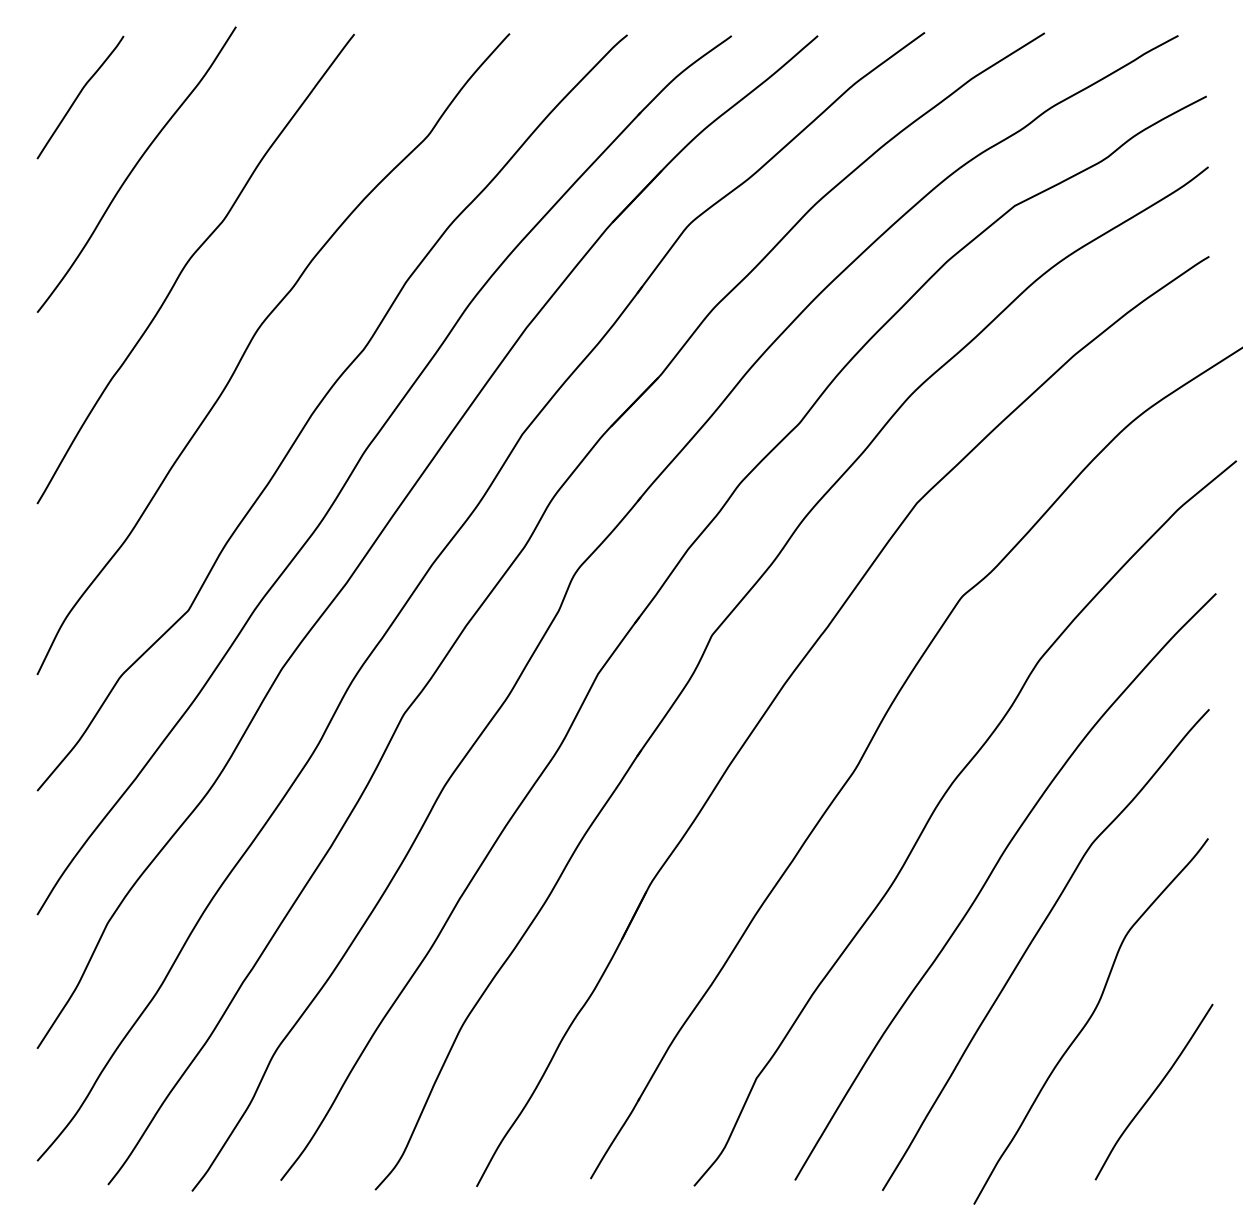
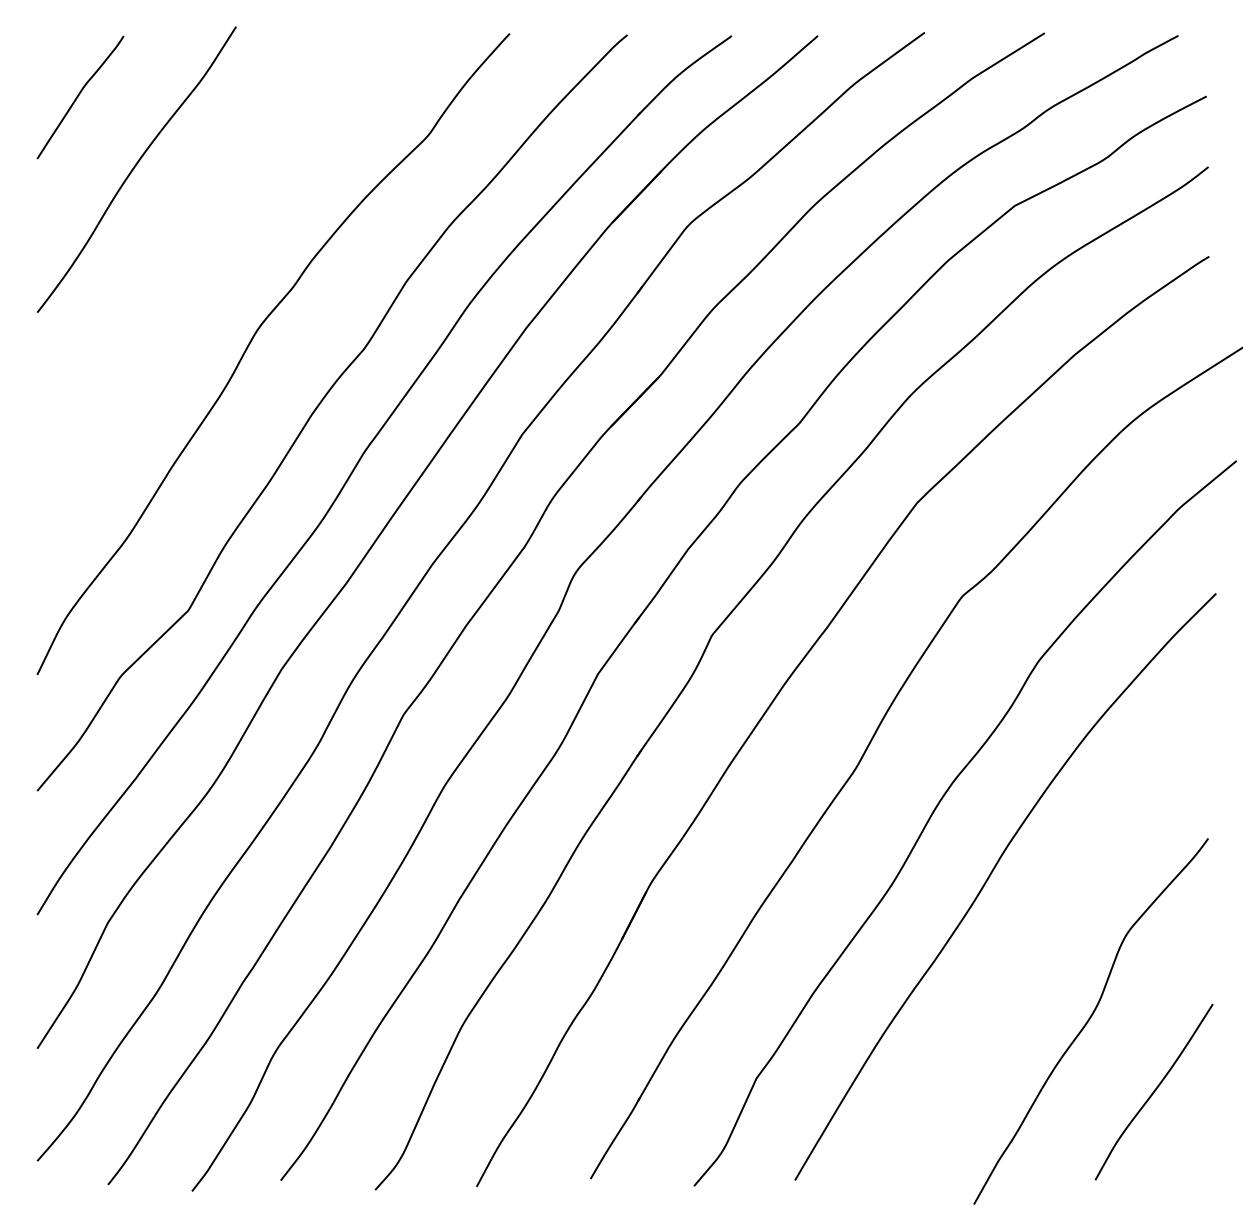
curve: present -> none (187, 264)
curve: present -> none (1032, 942)
